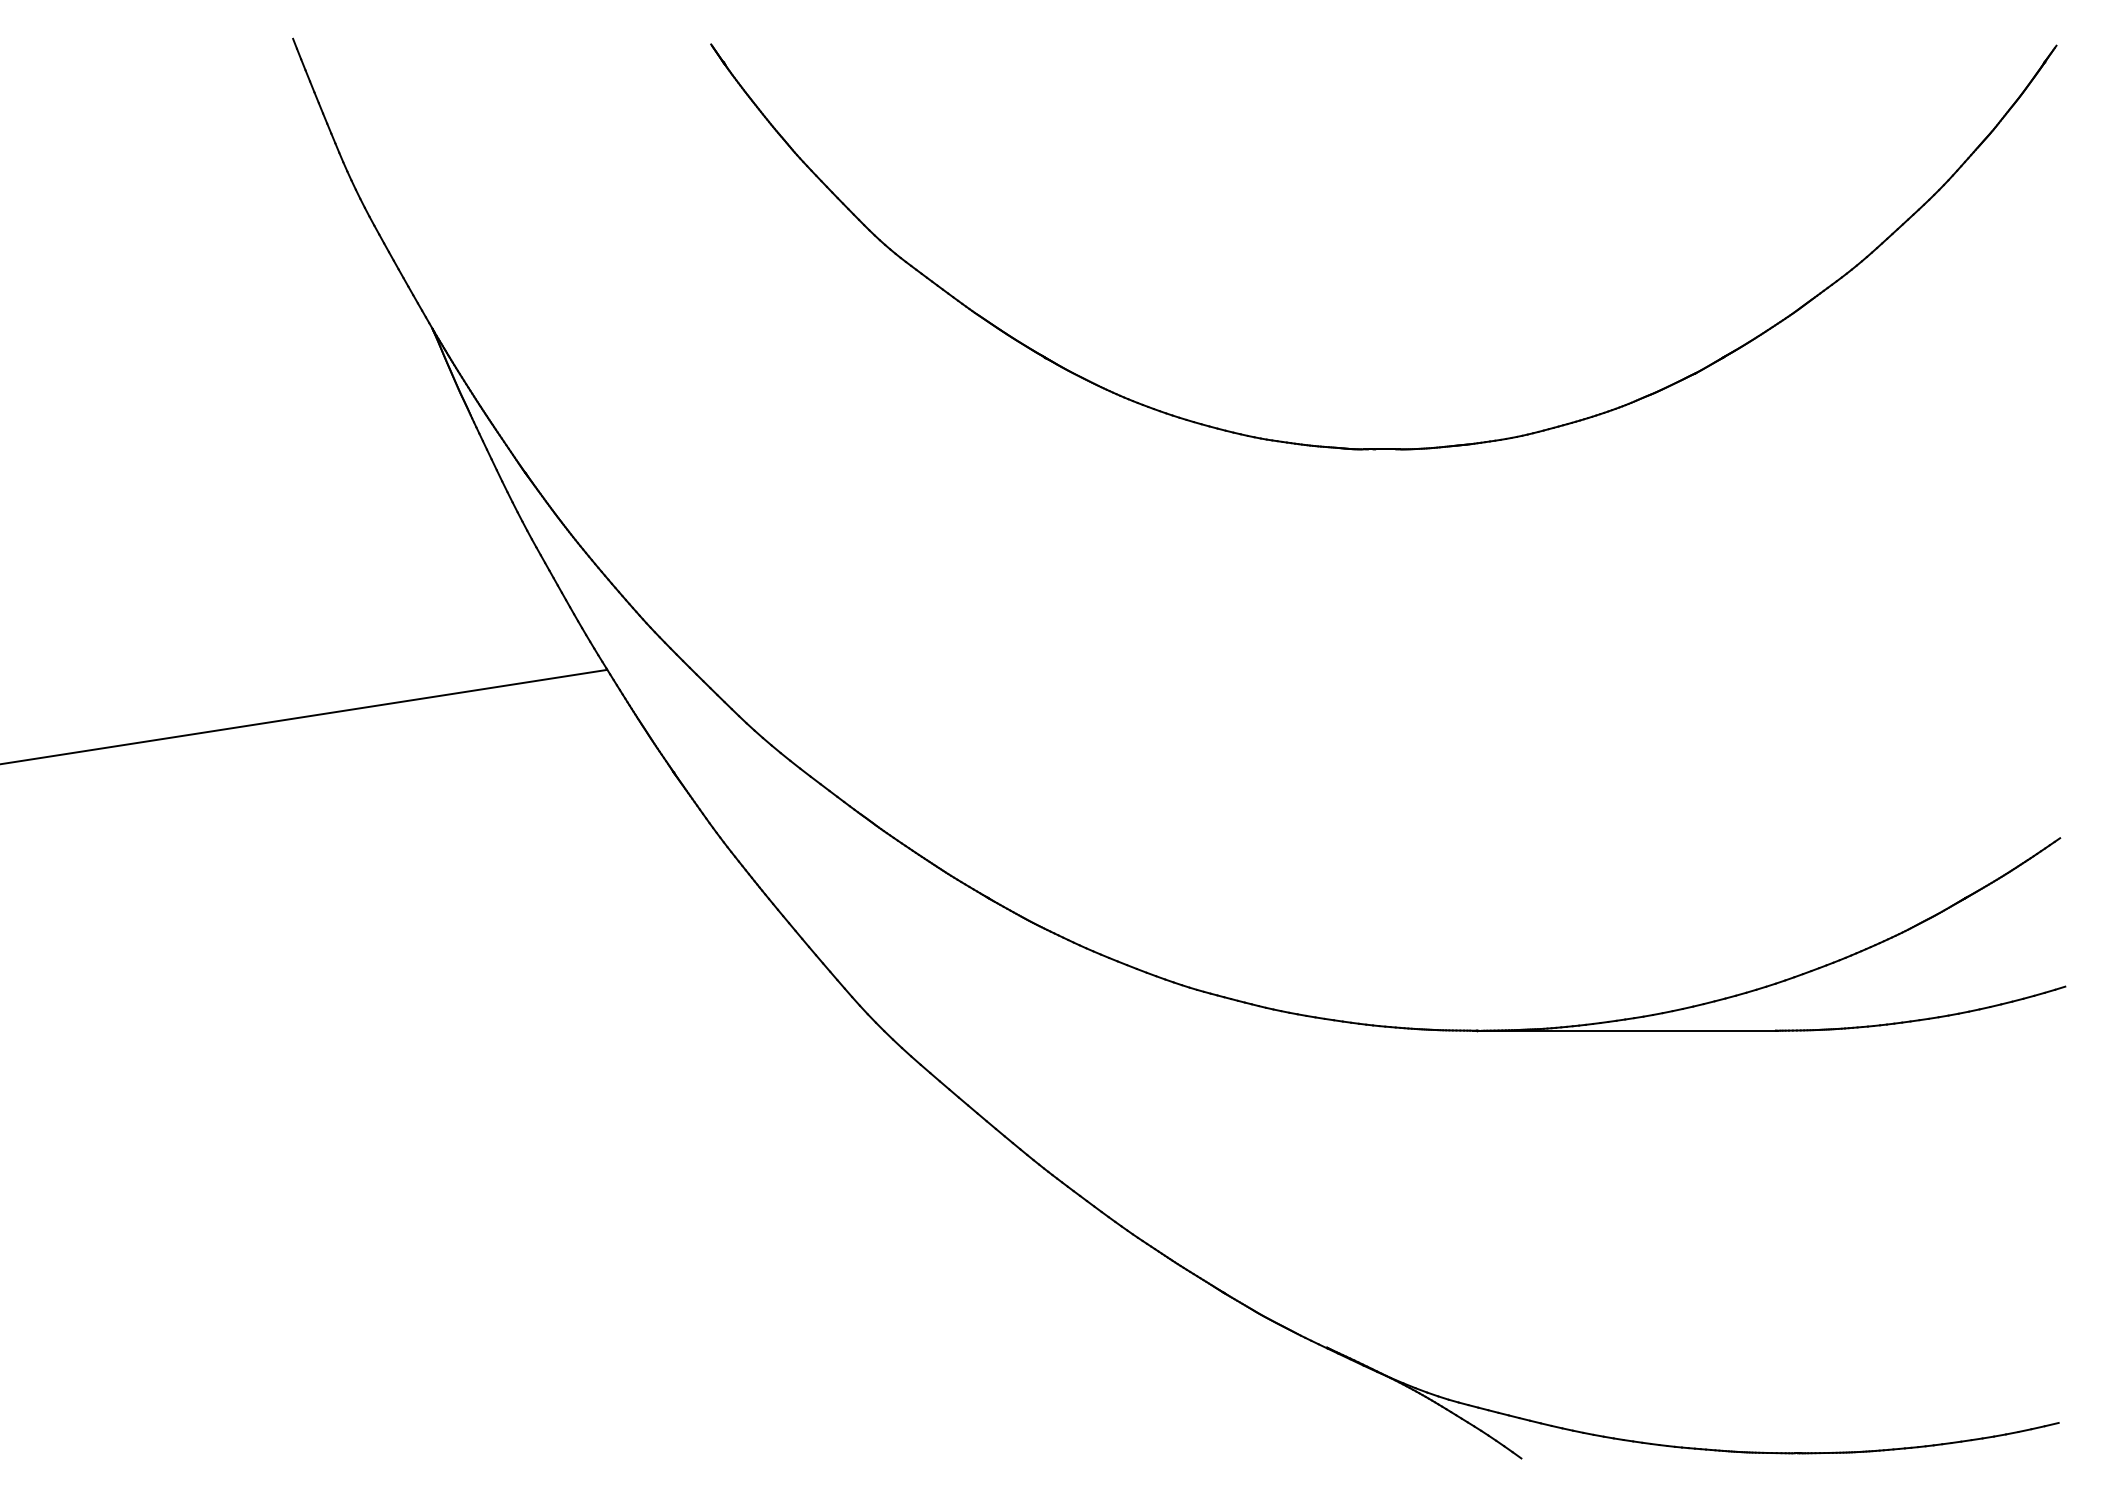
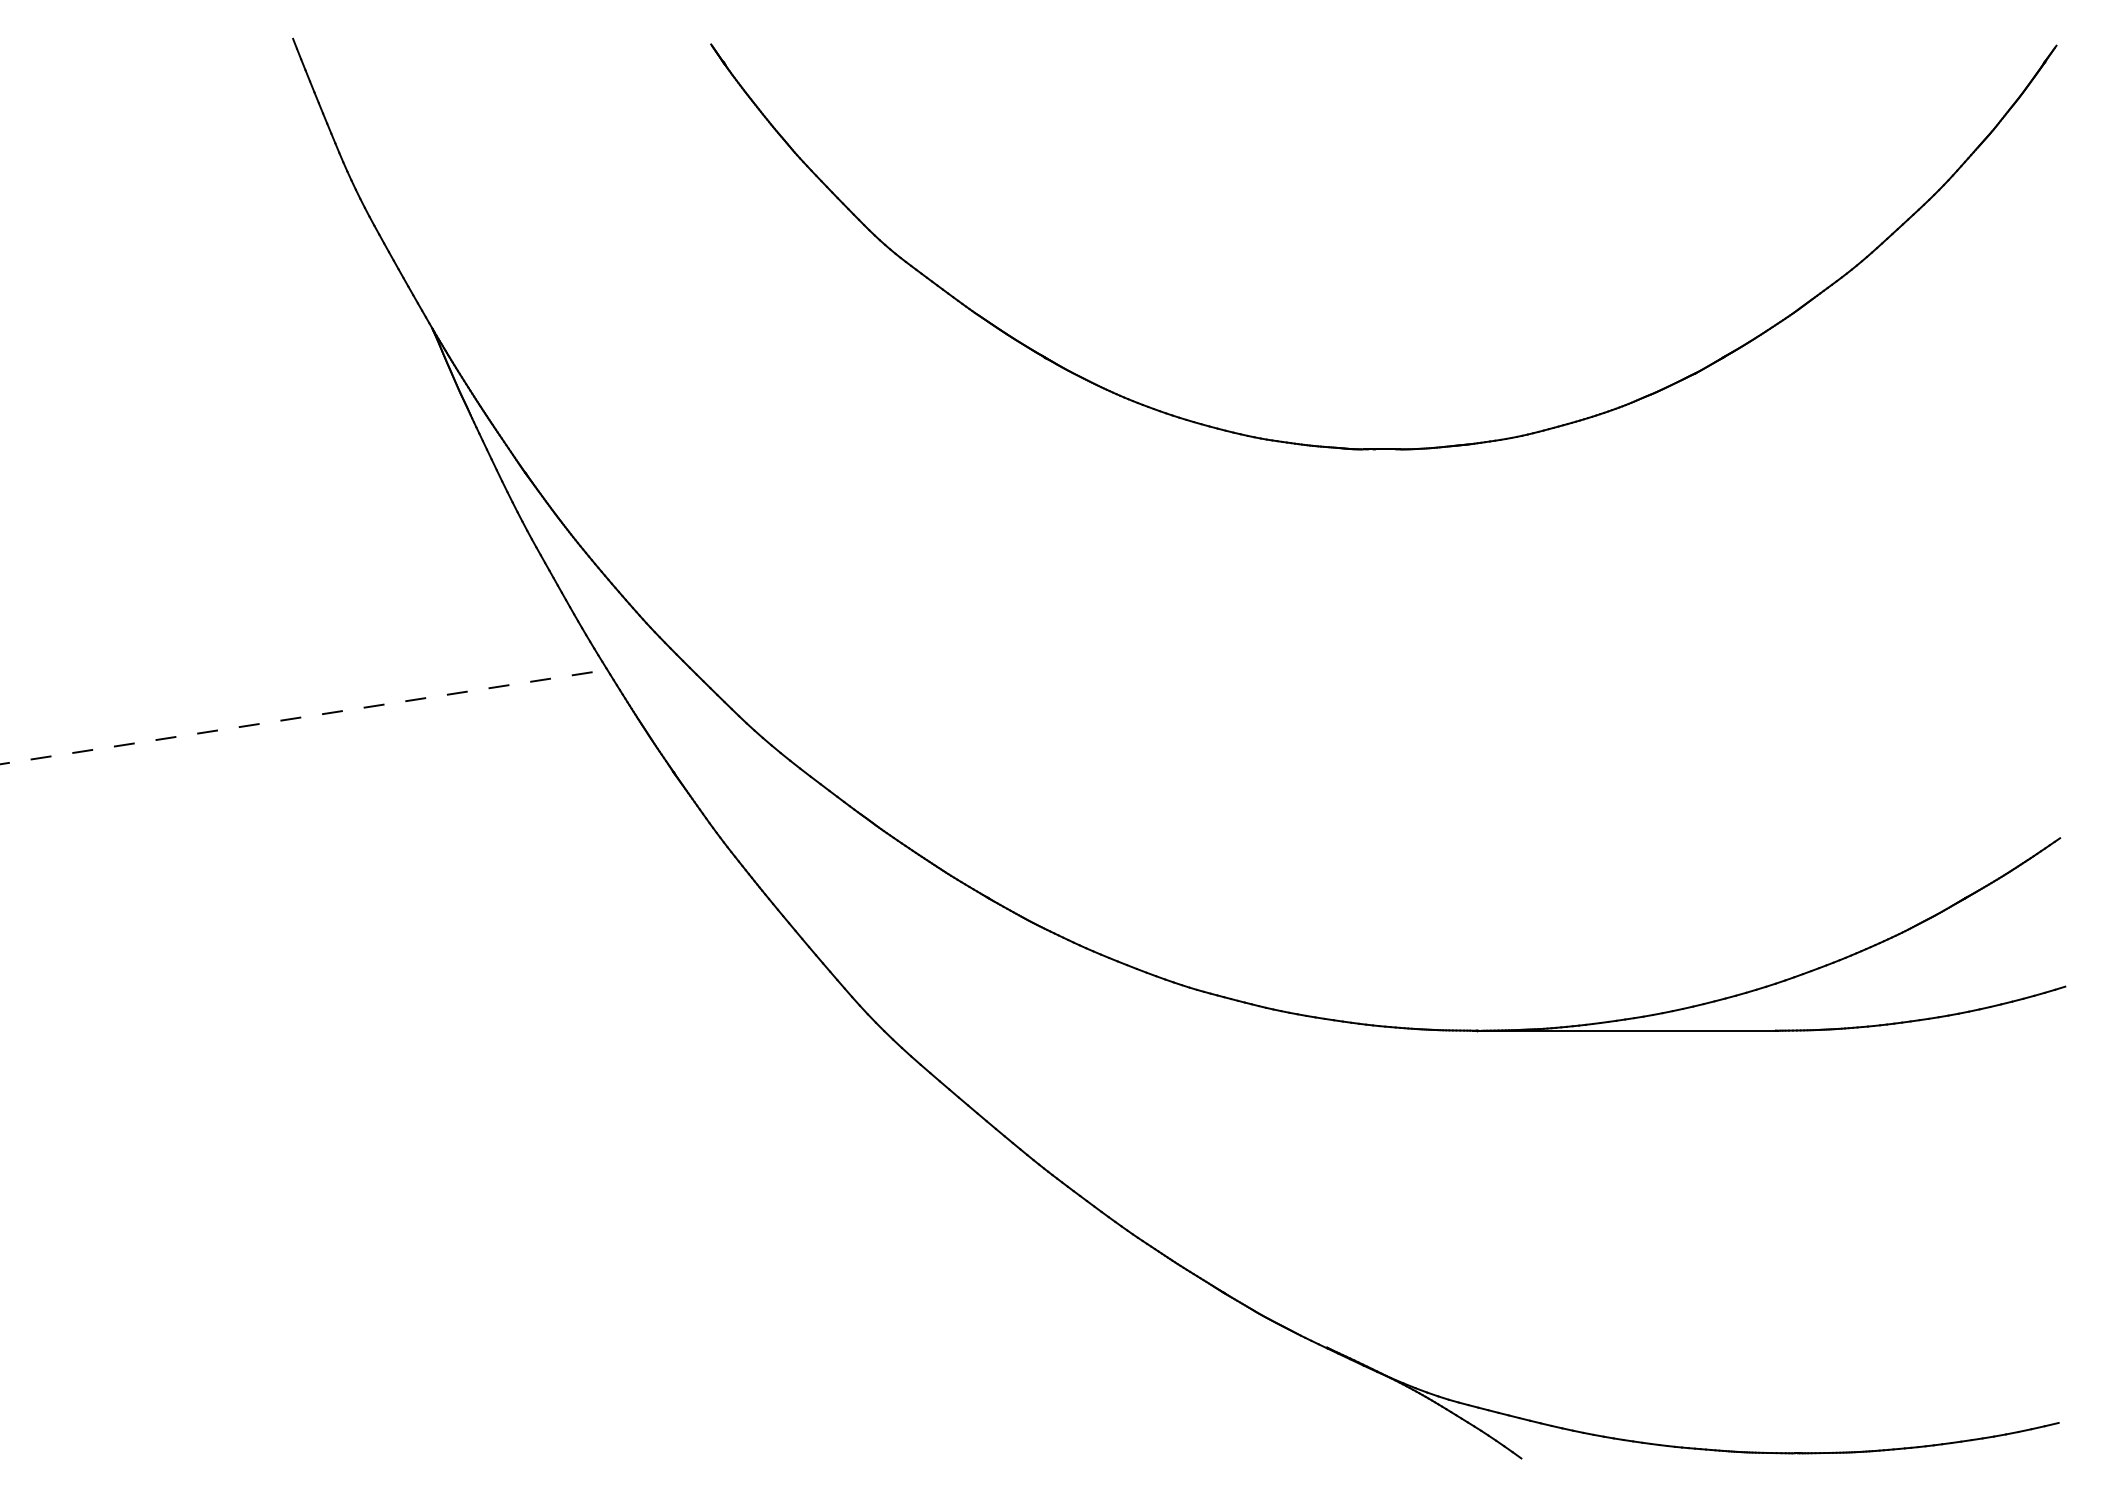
line: solid -> dashed (304, 717)
